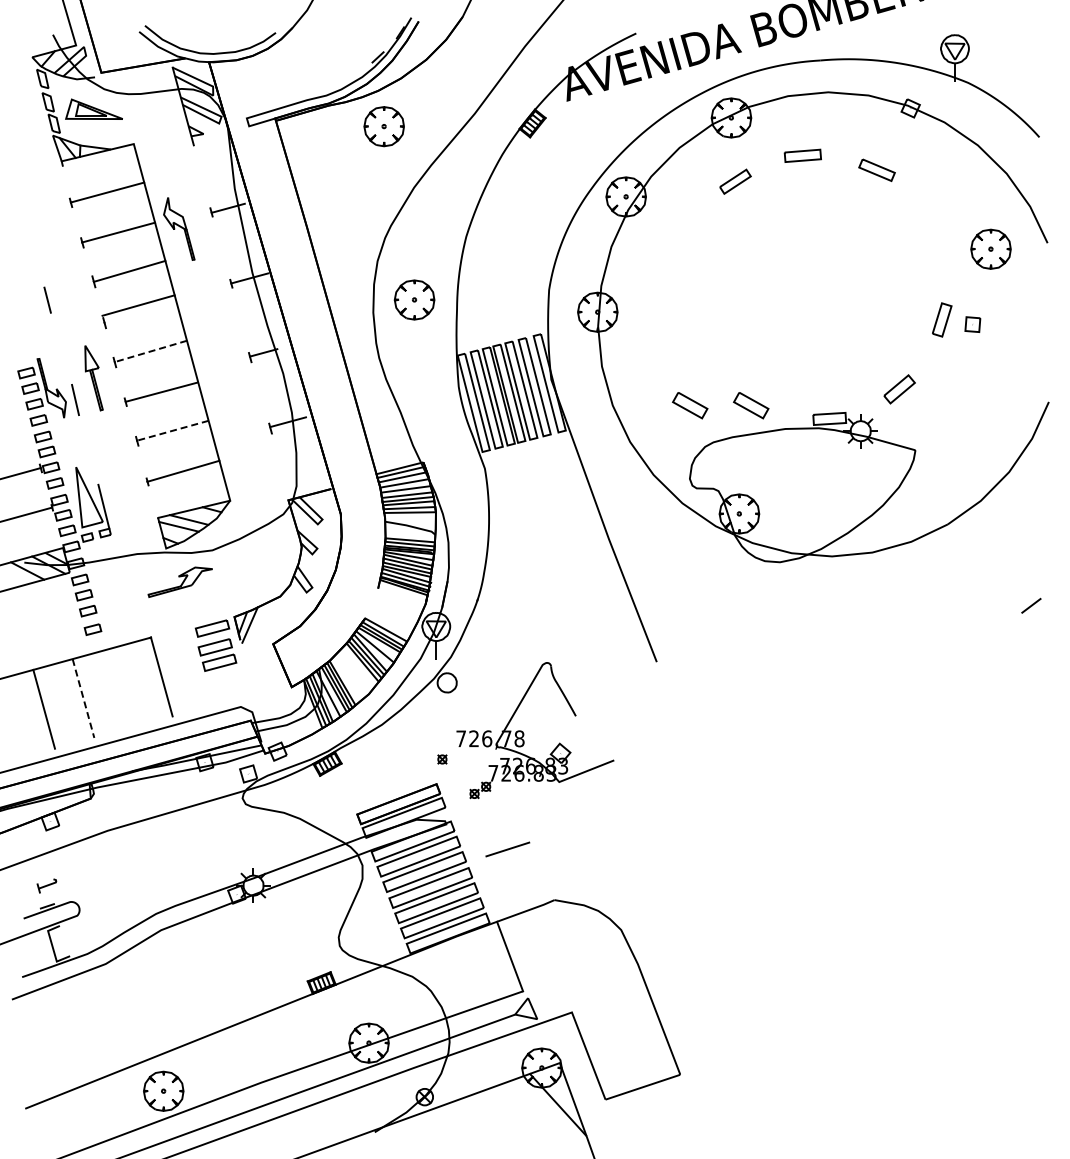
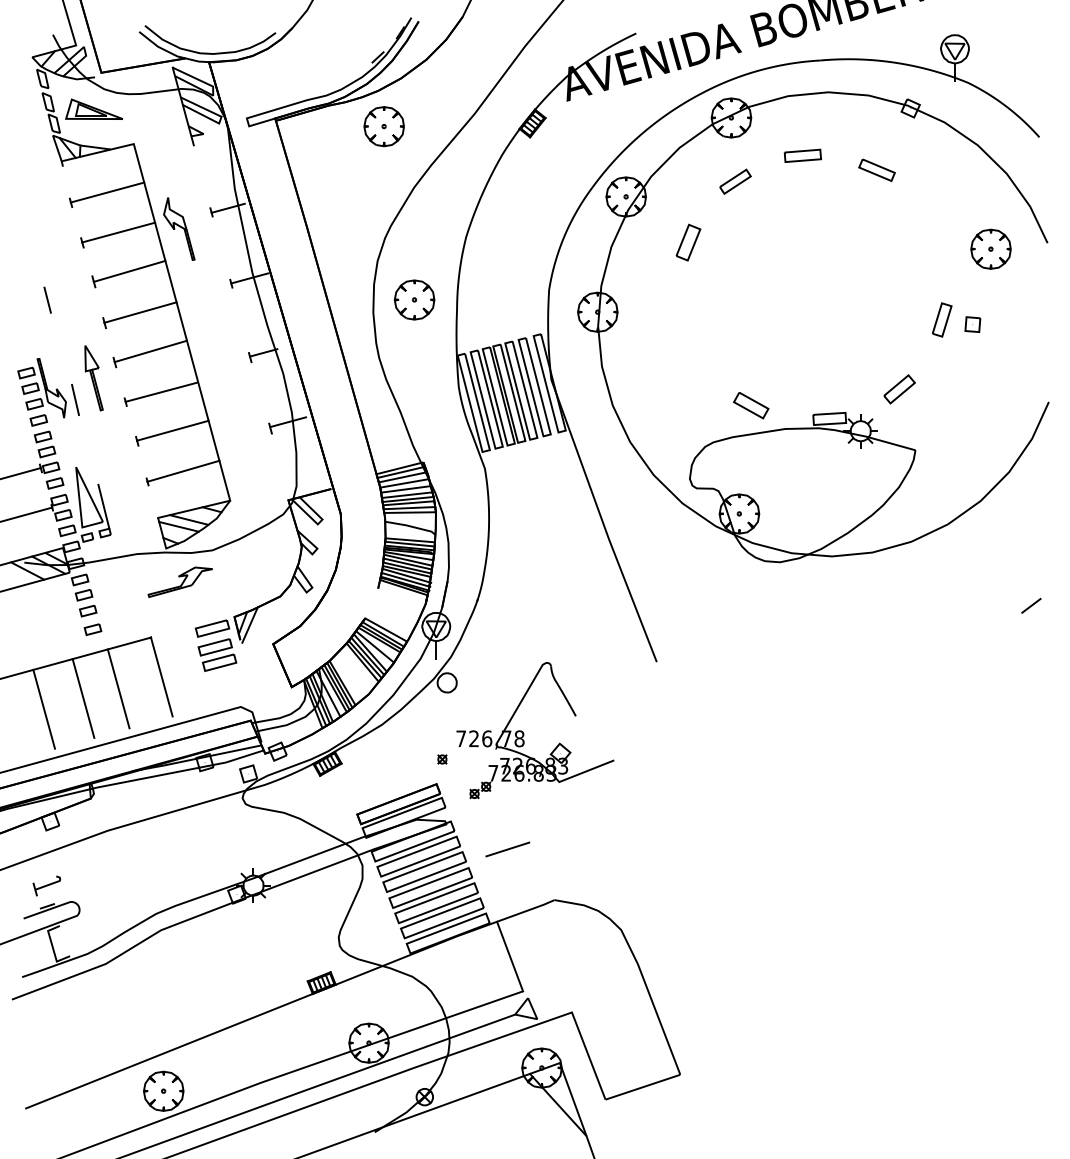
part: none -> present (688, 242)
line position: (138, 305) -> (140, 312) (140, 312)
line: dashed -> solid (150, 351)
part: present -> none (690, 405)
line: dashed -> solid (172, 430)
line: none -> present (118, 688)
line: dashed -> solid (83, 698)
part size: 22x16 px -> 30x22 px (46, 885)
